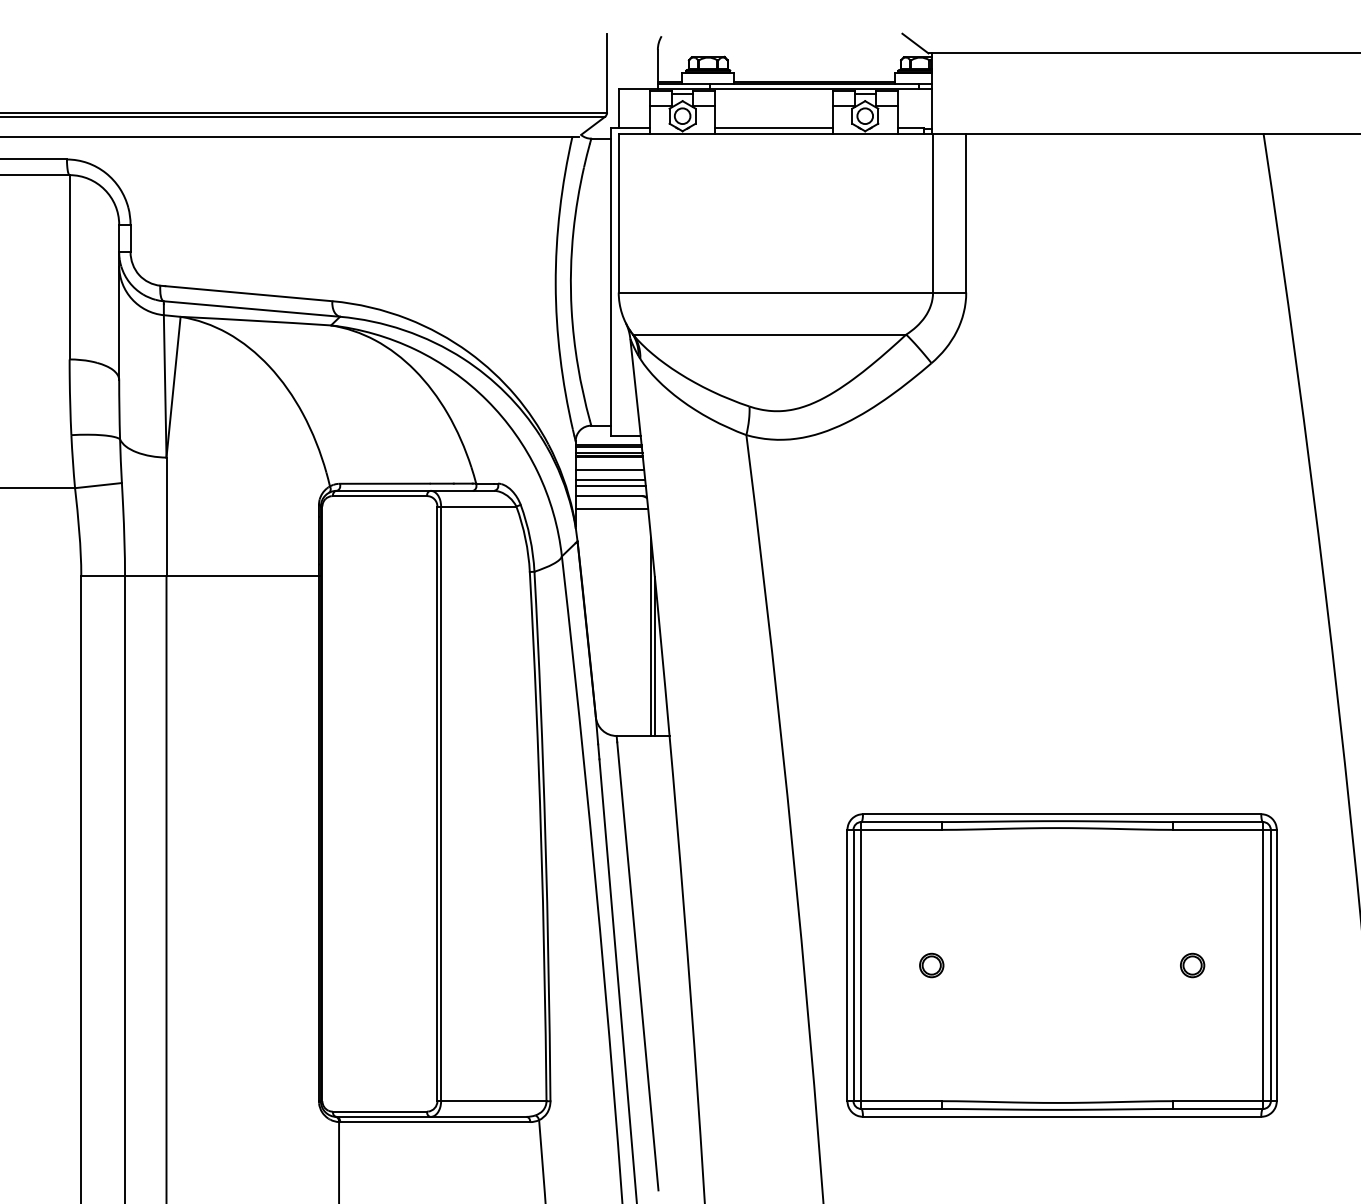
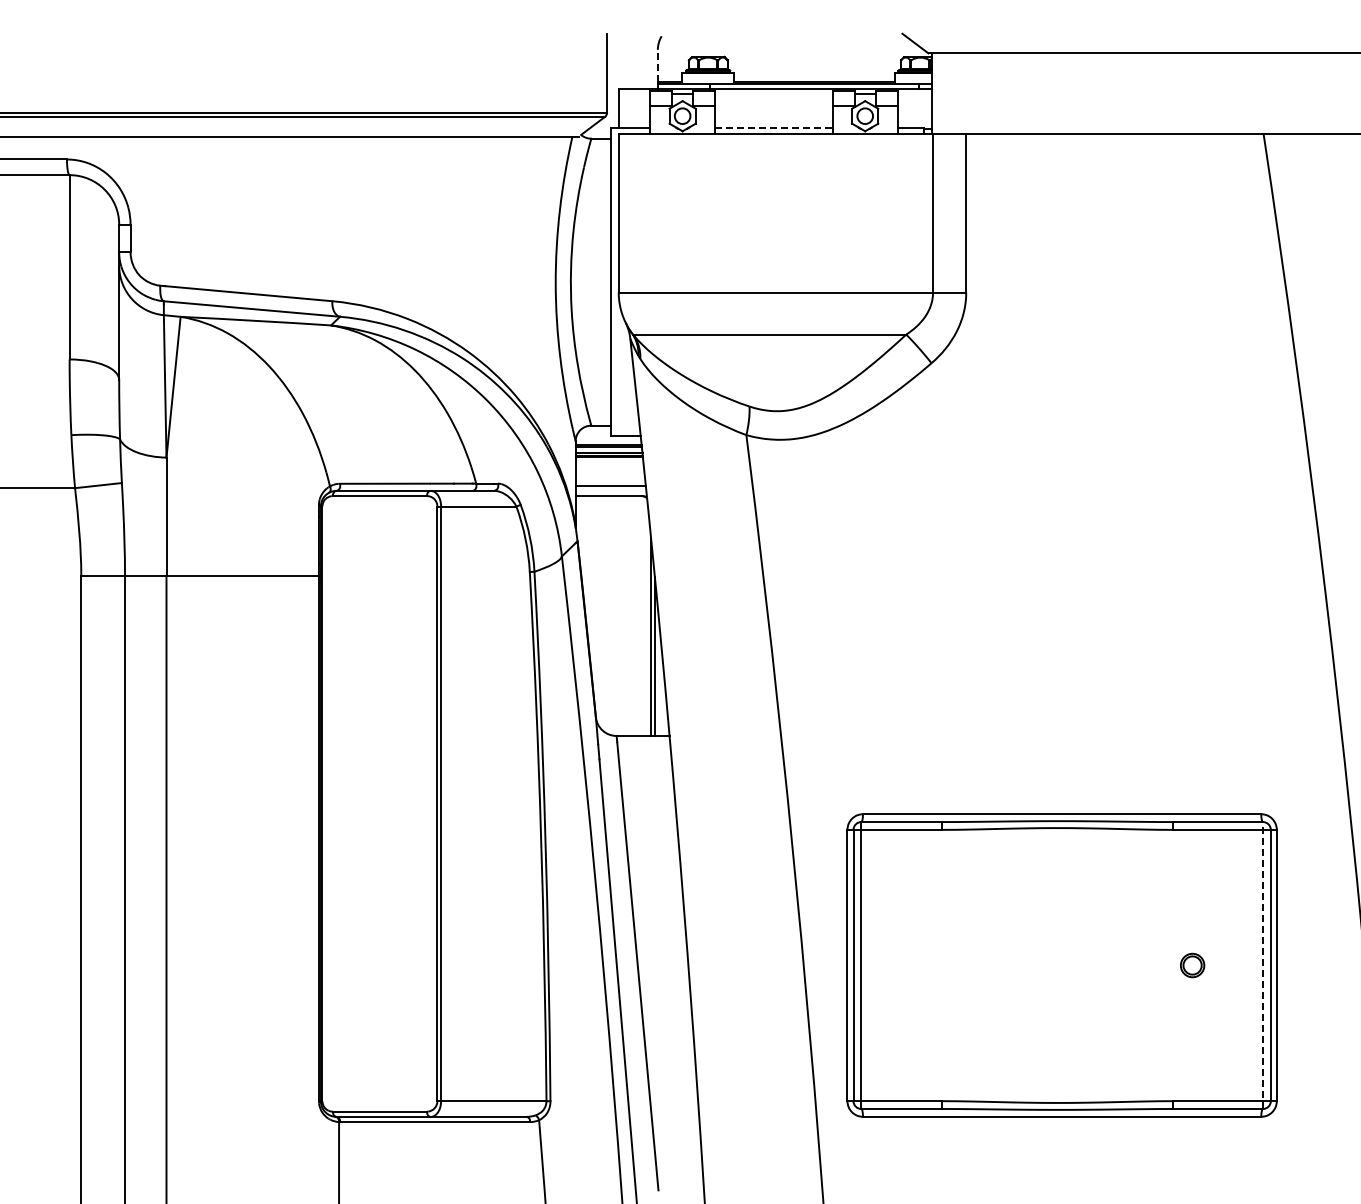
line: solid -> dashed (657, 65)
line: solid -> dashed (773, 128)
line: present -> none (609, 470)
line: present -> none (610, 480)
line: present -> none (611, 509)
part: present -> none (931, 965)
line: solid -> dashed (1263, 965)
